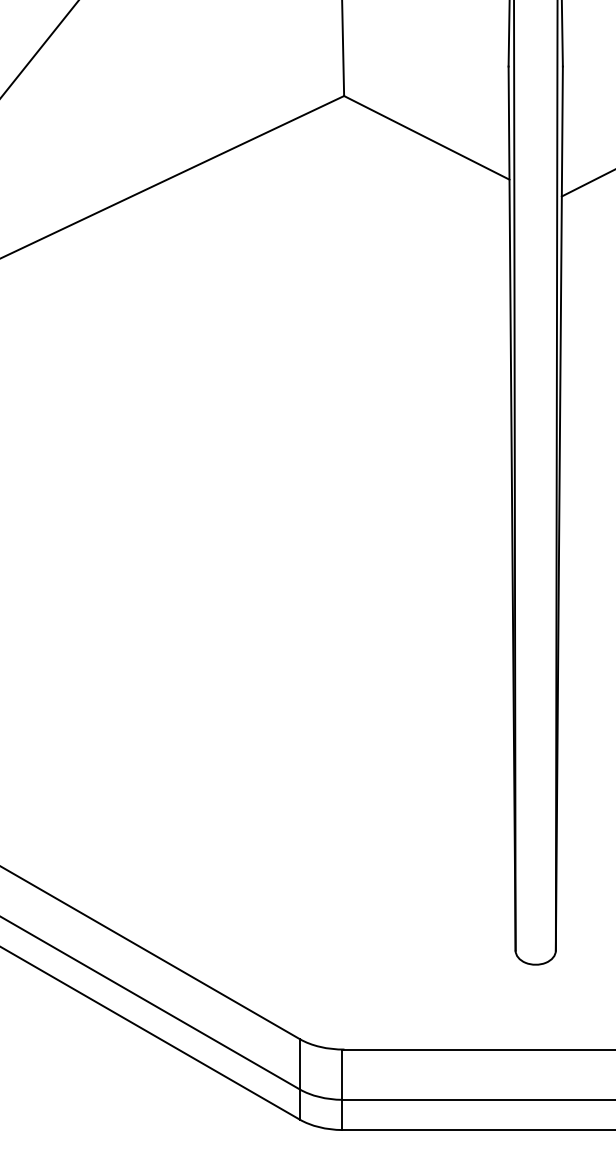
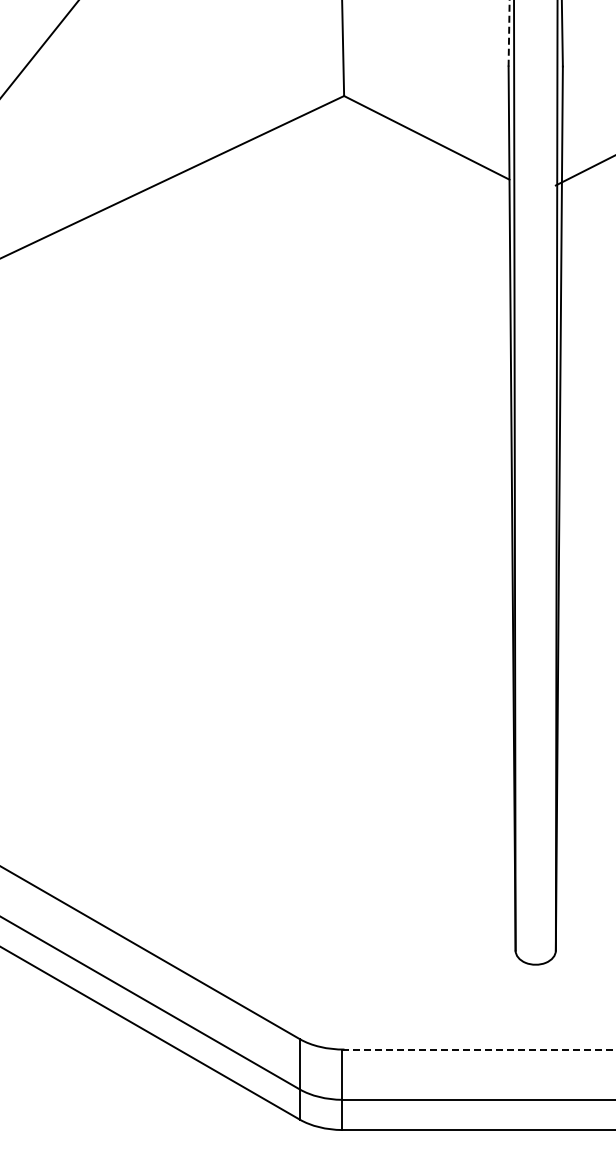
line: solid -> dashed (509, 33)
line position: (586, 183) -> (583, 171) (583, 171)
line: solid -> dashed (479, 1049)
